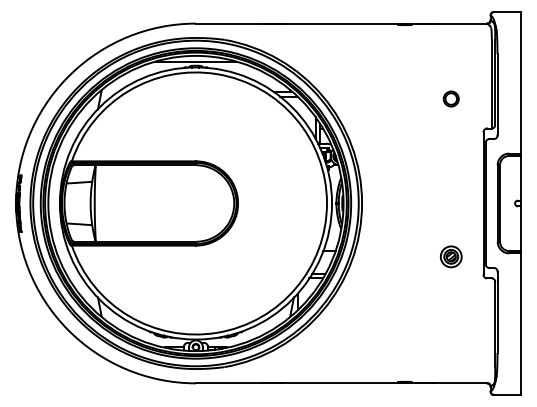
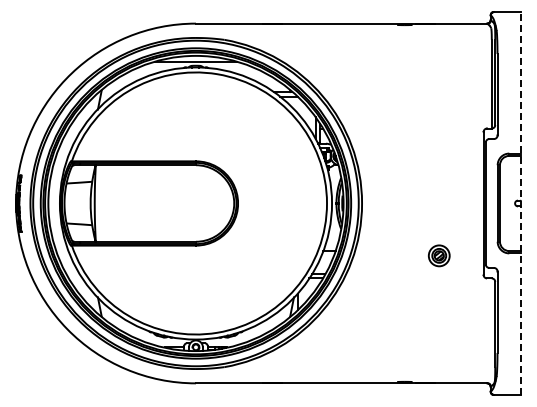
part: present -> none (450, 98)
line: solid -> dashed (520, 203)
part position: (451, 256) -> (439, 255) (439, 255)
